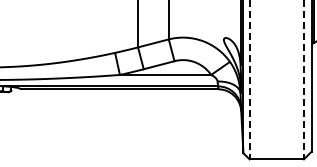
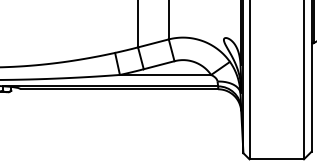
line: dashed -> solid (249, 80)
line: dashed -> solid (303, 80)
